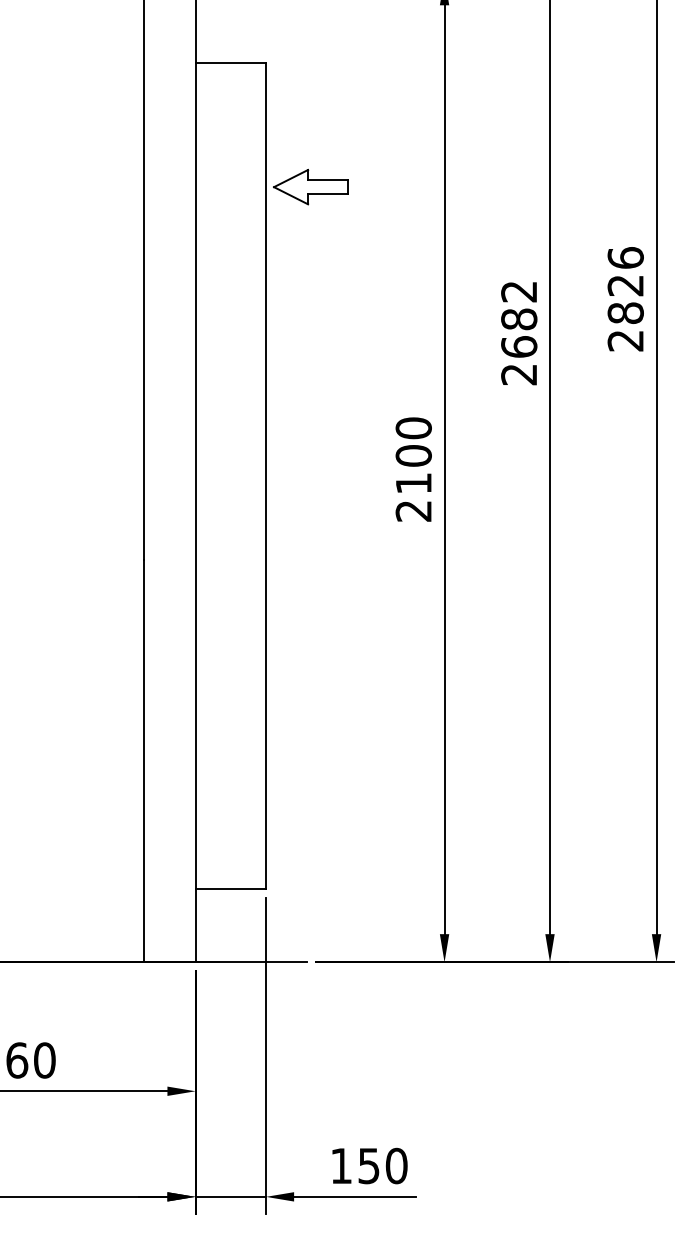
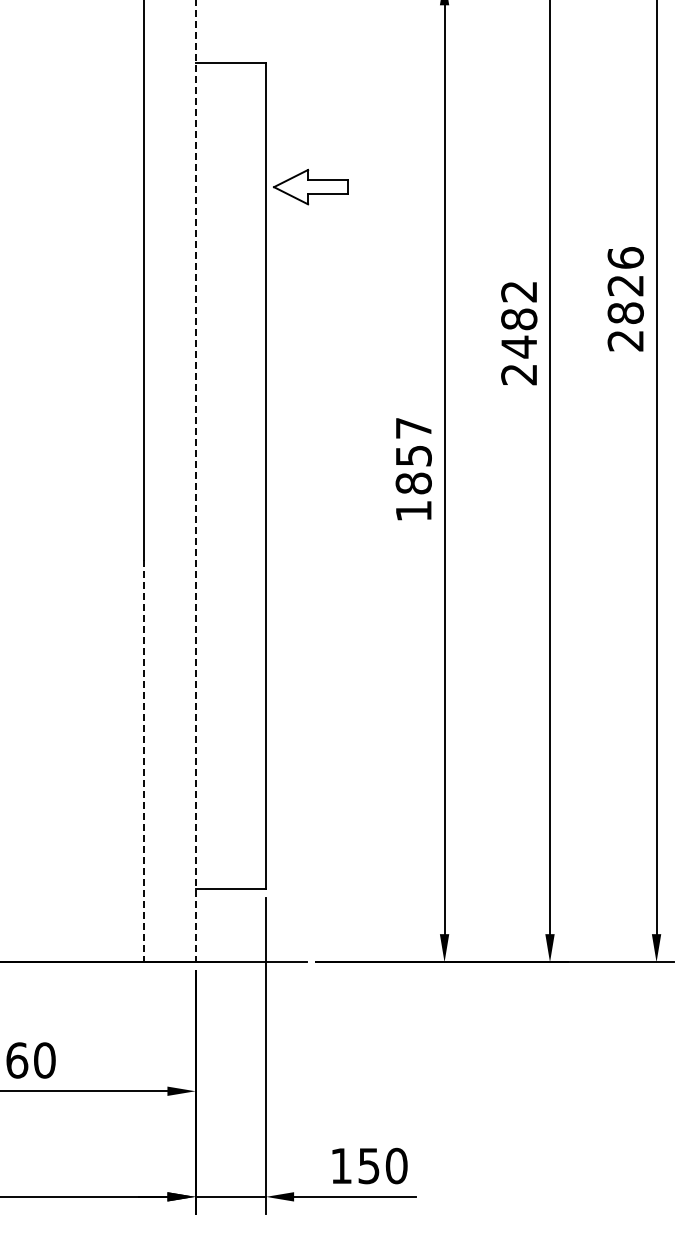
text: 2682 -> 2482 (519, 346)
text: 2100 -> 1857 (413, 469)
line: solid -> dashed (195, 481)
line: solid -> dashed (143, 761)
